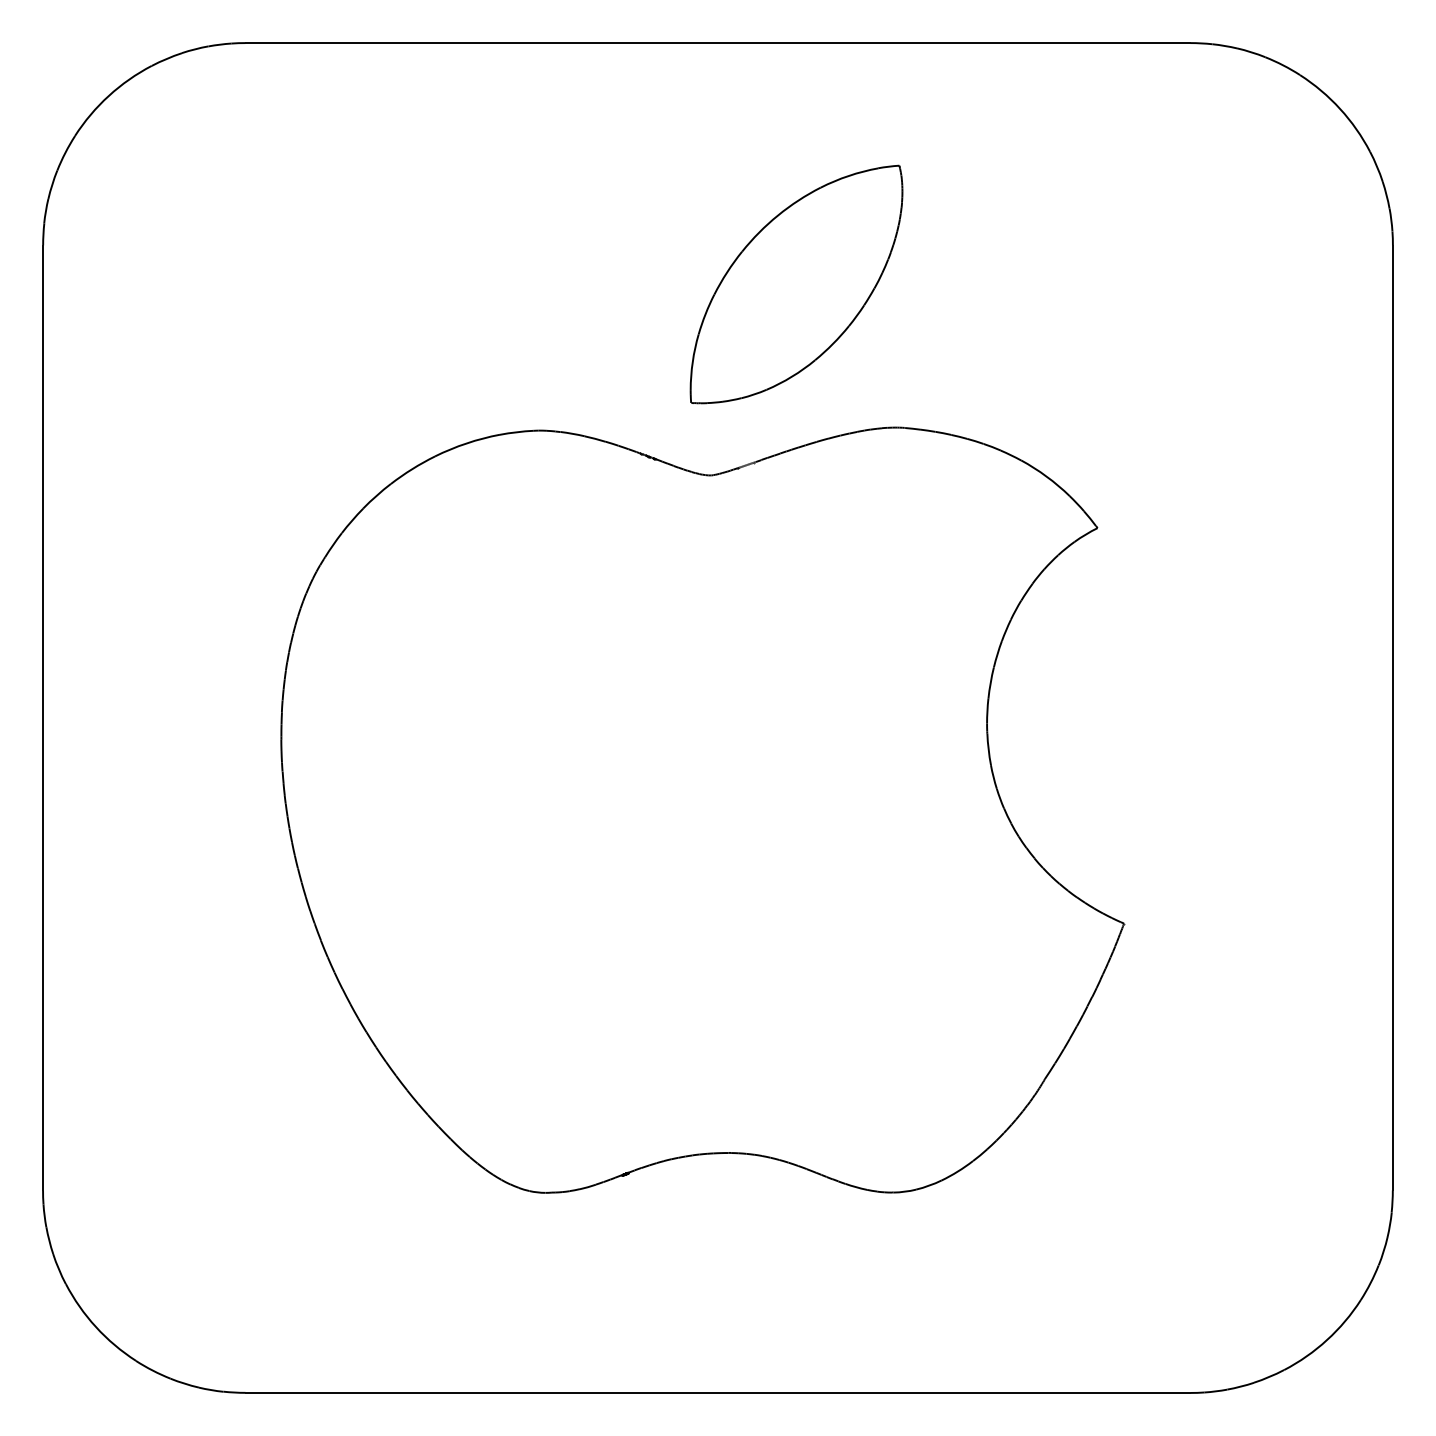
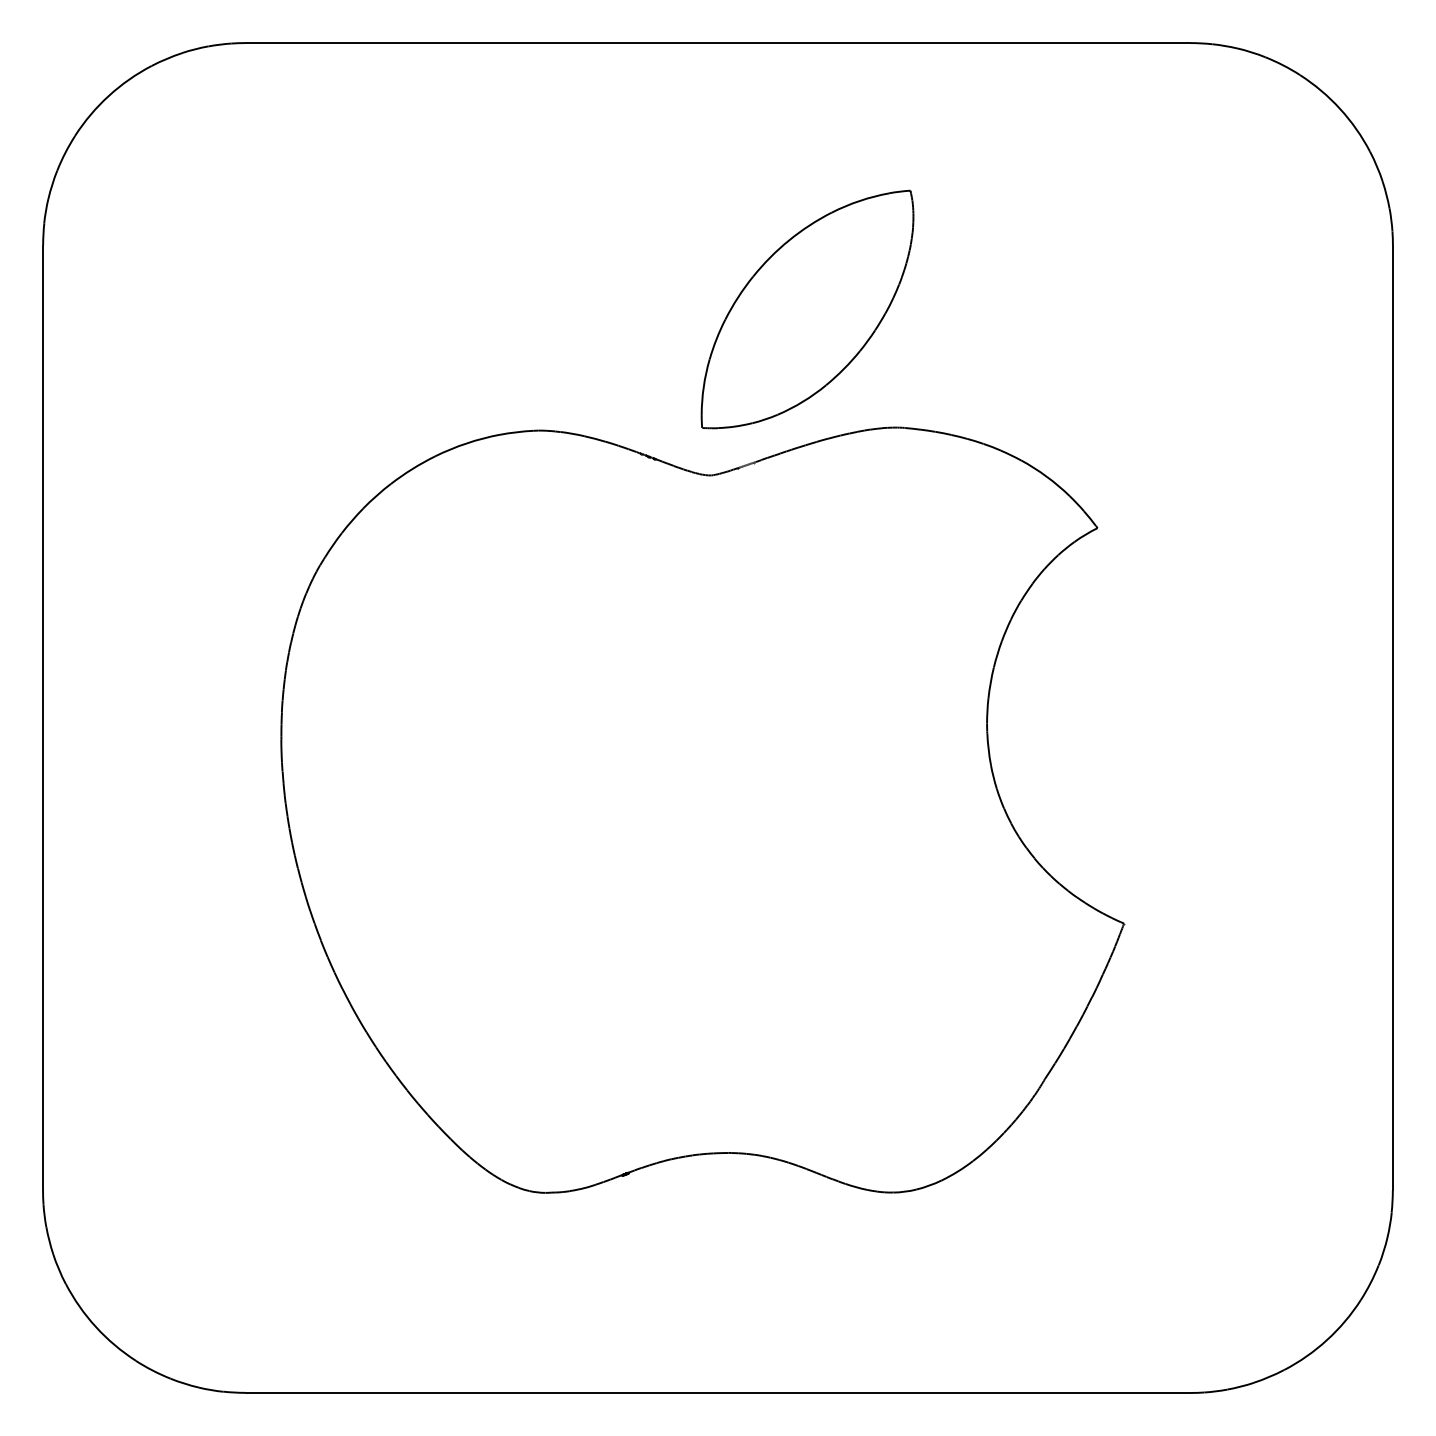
part position: (796, 284) -> (807, 309) (807, 309)
